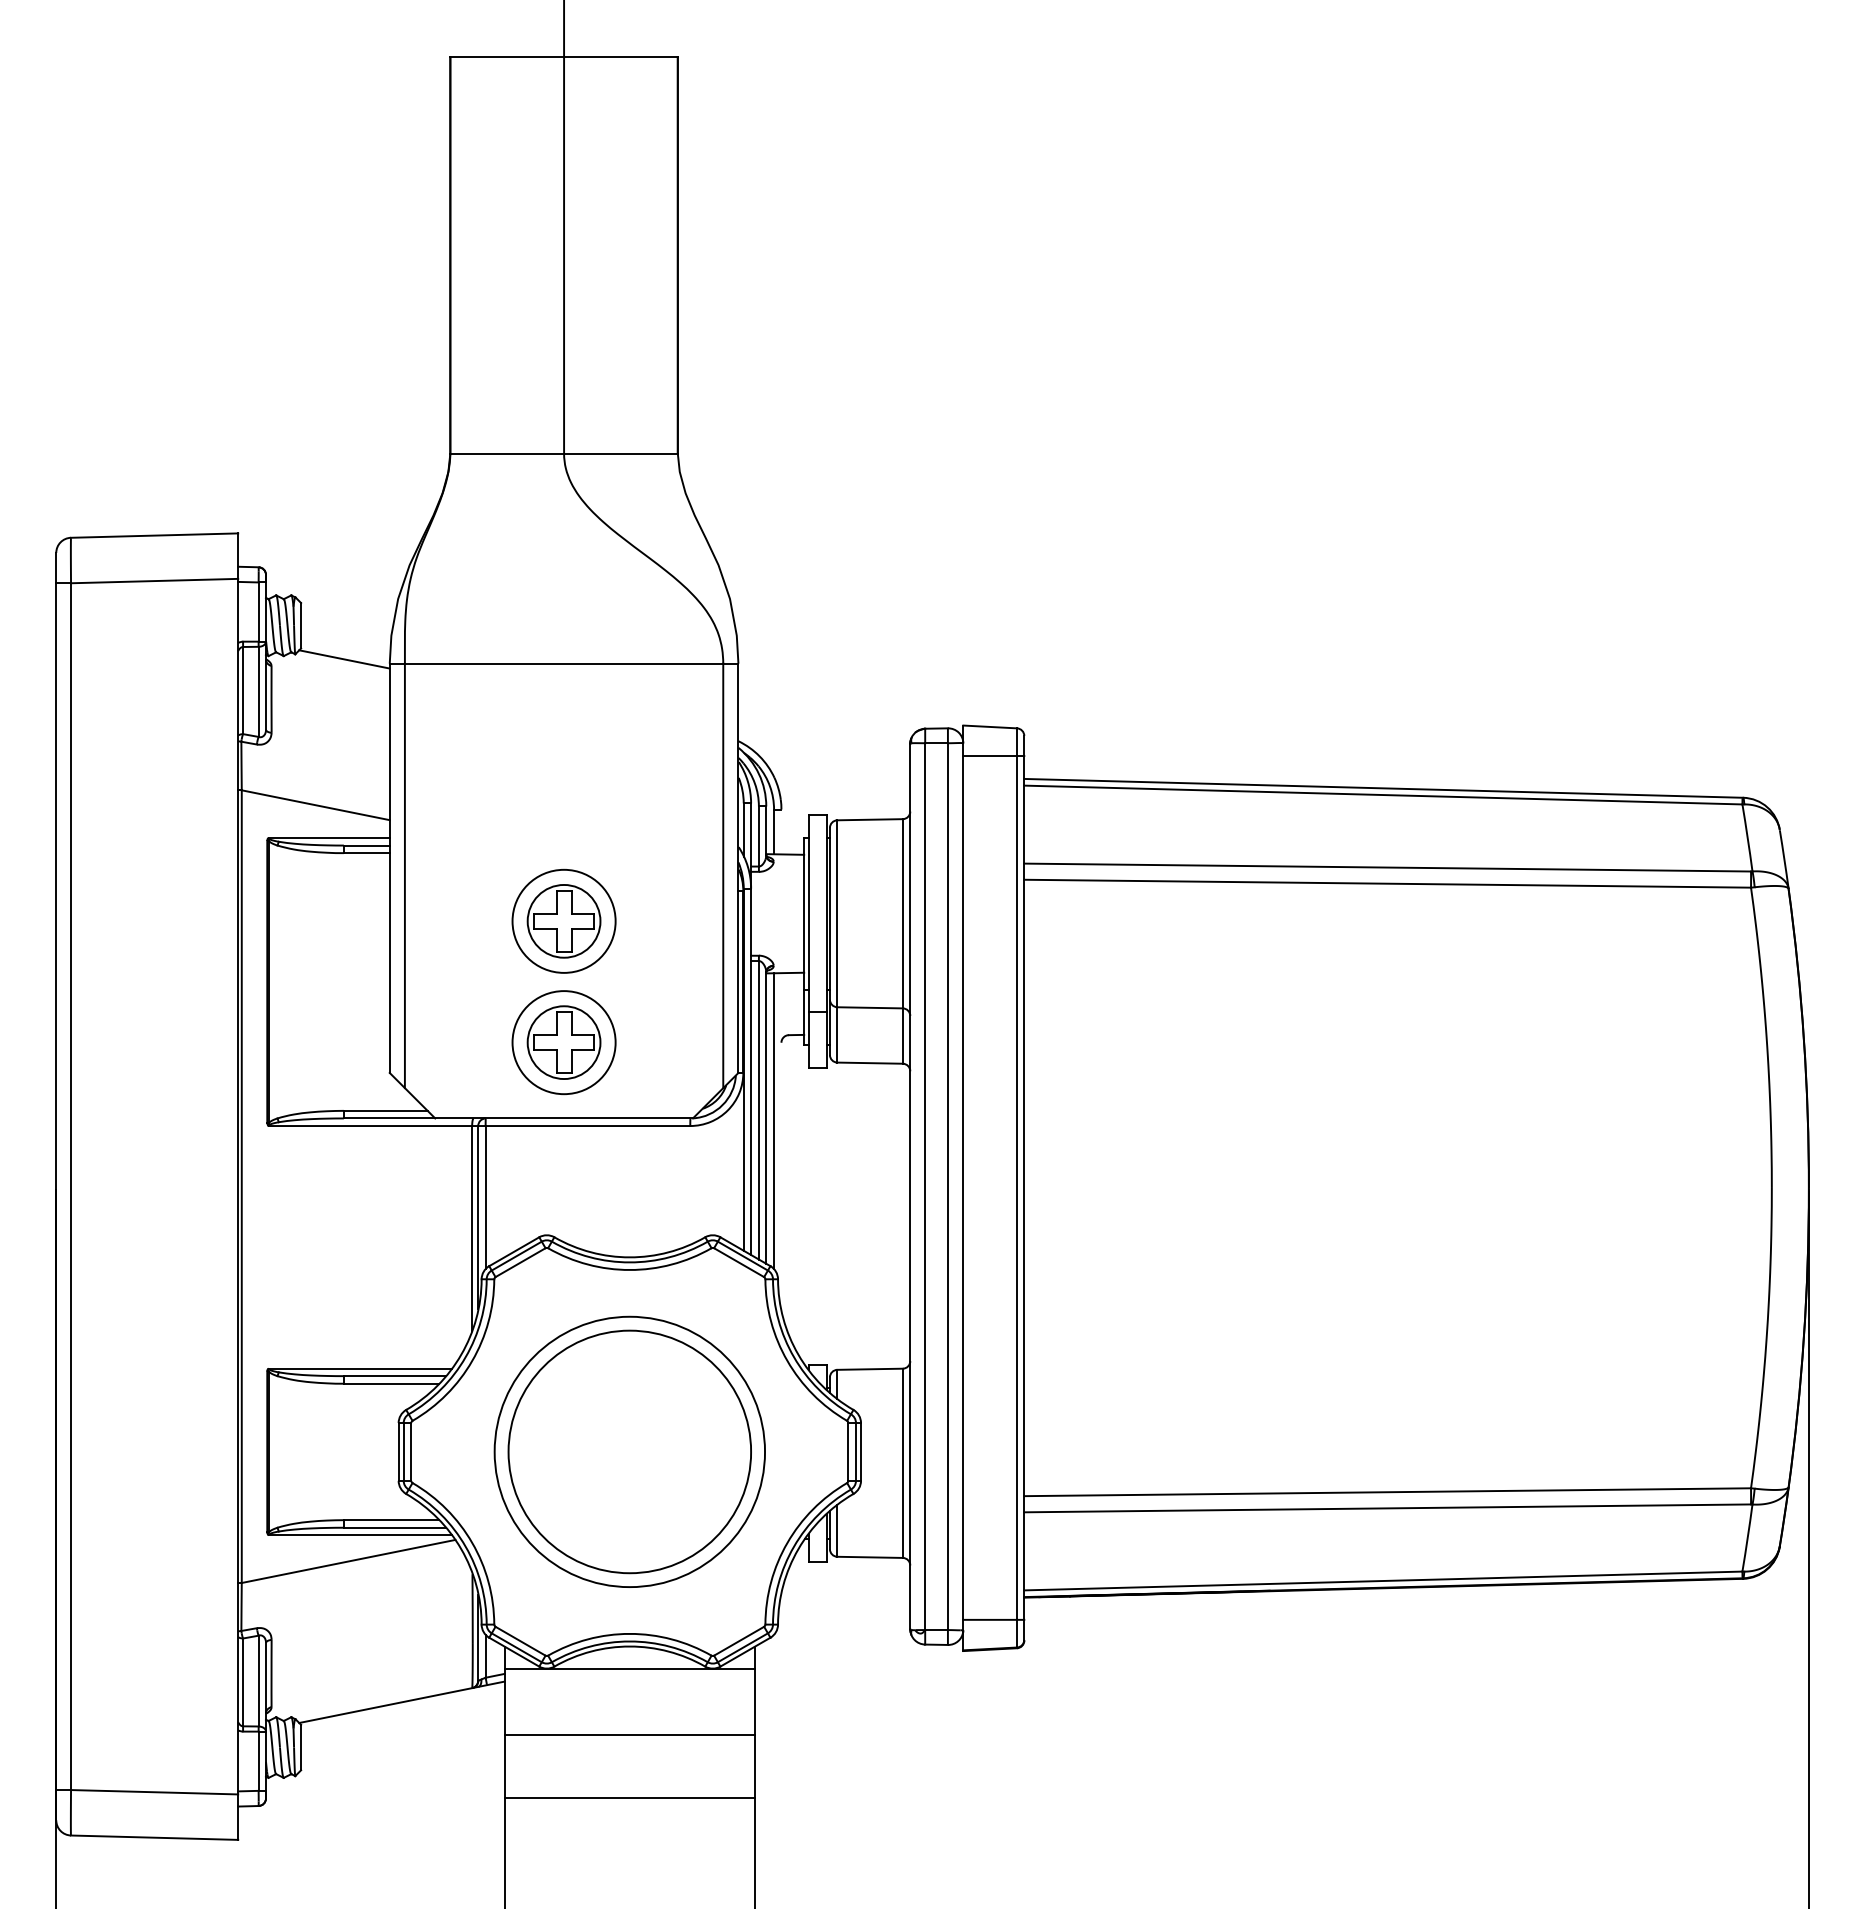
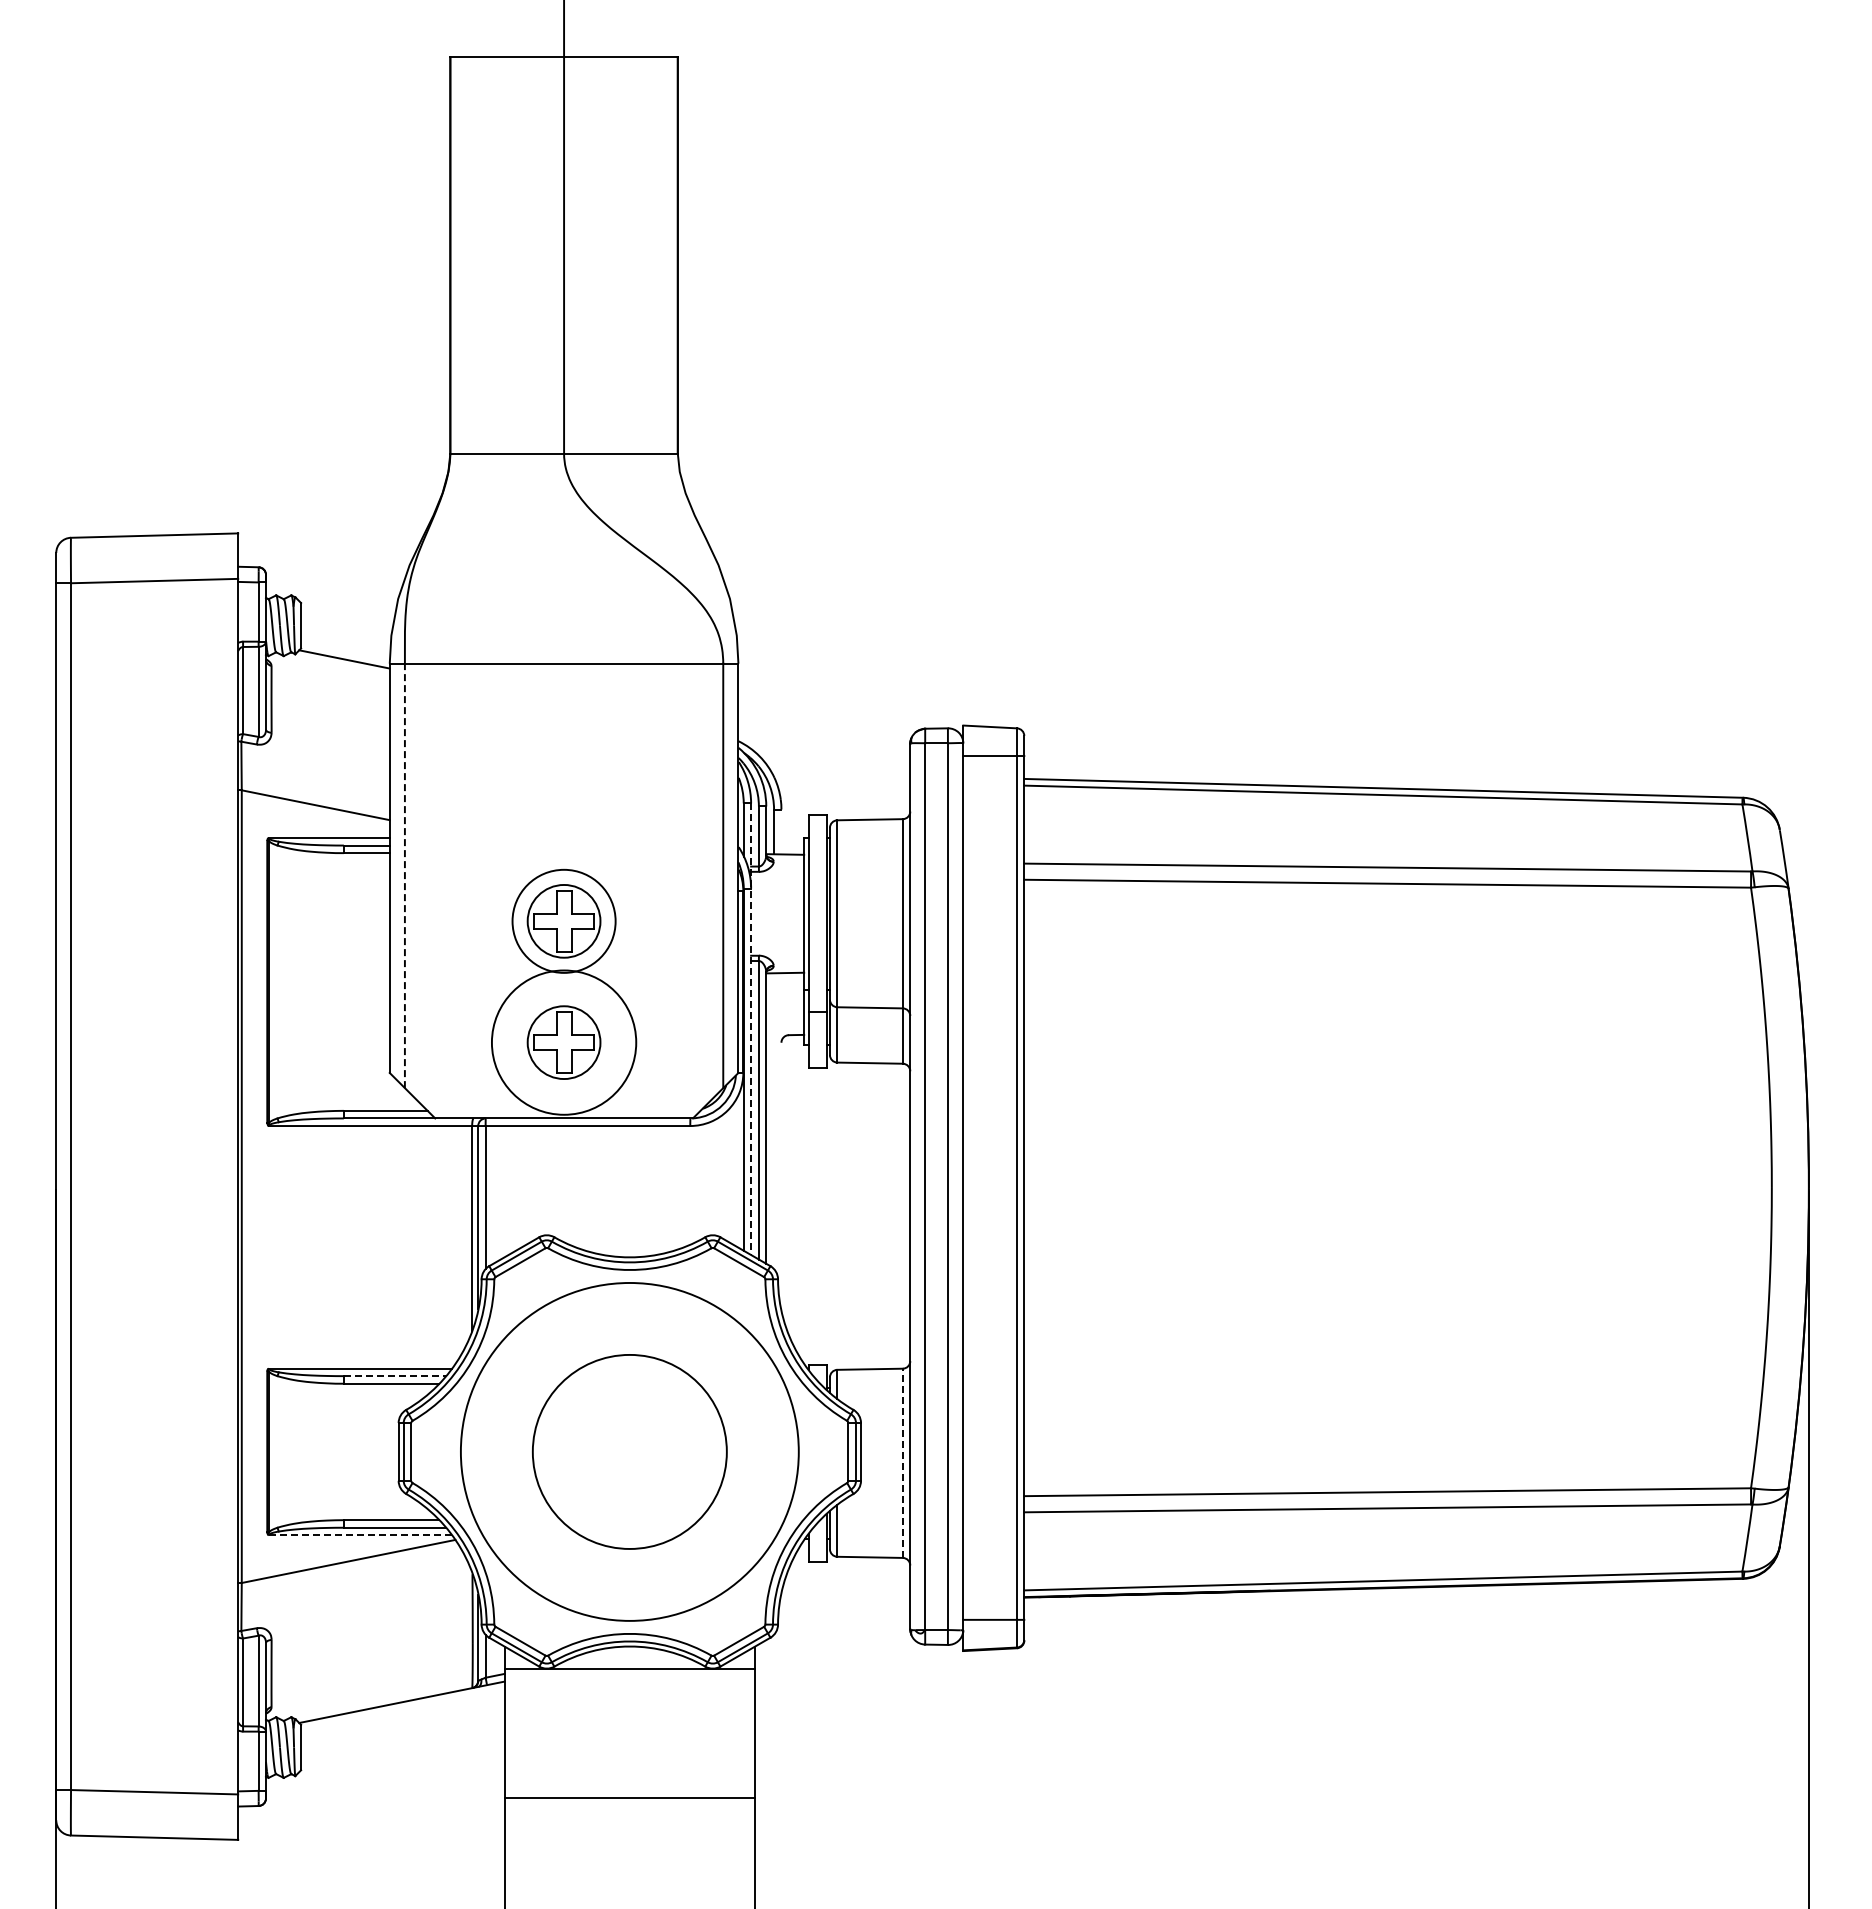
line: solid -> dashed (404, 875)
line: solid -> dashed (751, 1029)
circle diameter: 103 px -> 144 px (563, 1042)
line: present -> none (774, 1121)
line: solid -> dashed (394, 1376)
circle diameter: 243 px -> 194 px (629, 1451)
circle diameter: 270 px -> 338 px (629, 1451)
line: solid -> dashed (902, 1463)
line: solid -> dashed (360, 1535)
line: present -> none (629, 1735)
